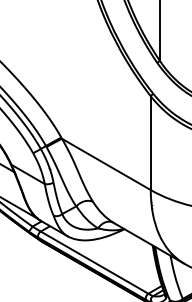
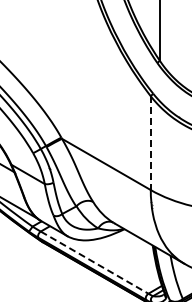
line: solid -> dashed (150, 143)
line: solid -> dashed (95, 262)
